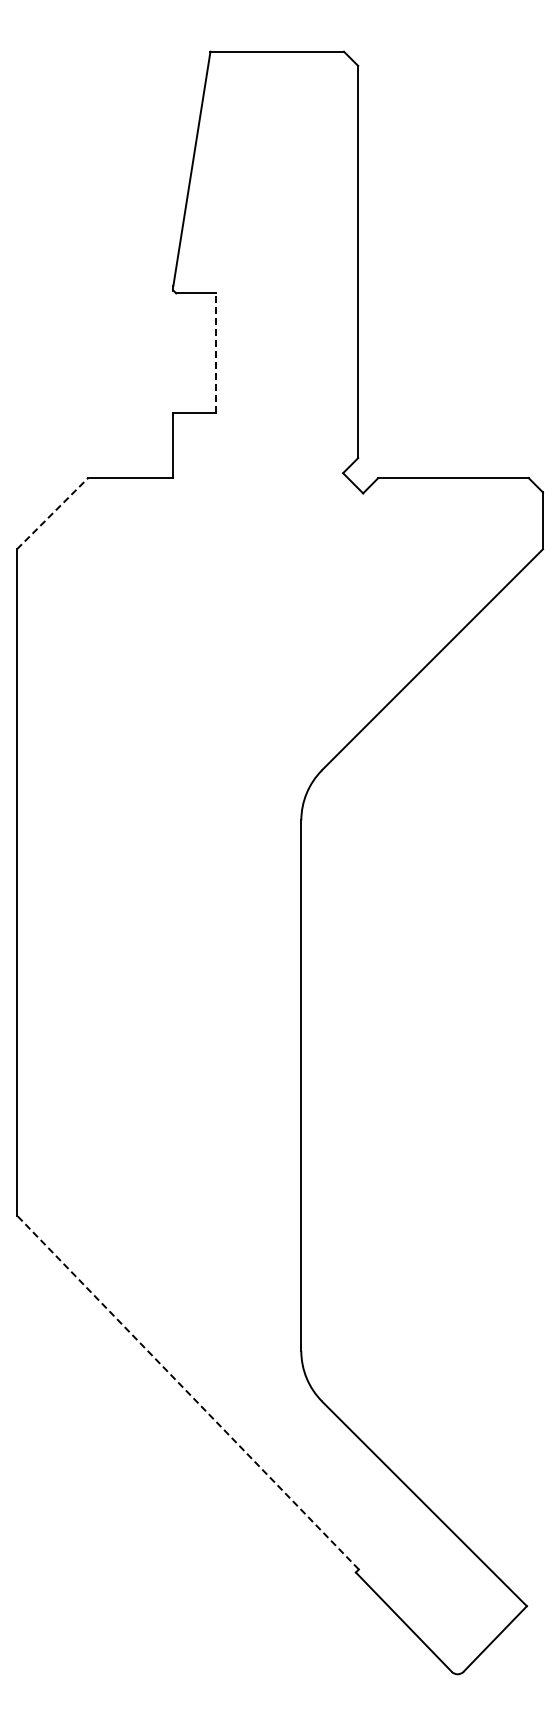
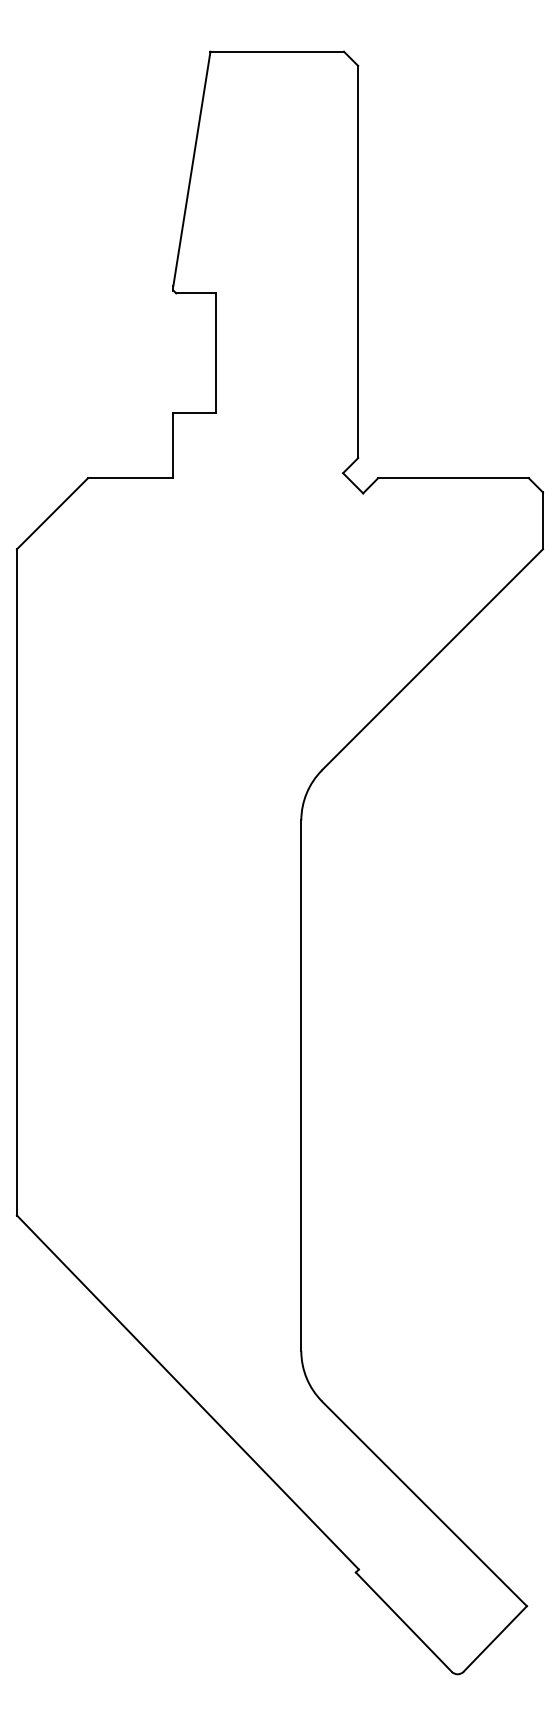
line: dashed -> solid (216, 353)
line: dashed -> solid (52, 513)
line: dashed -> solid (187, 1392)
